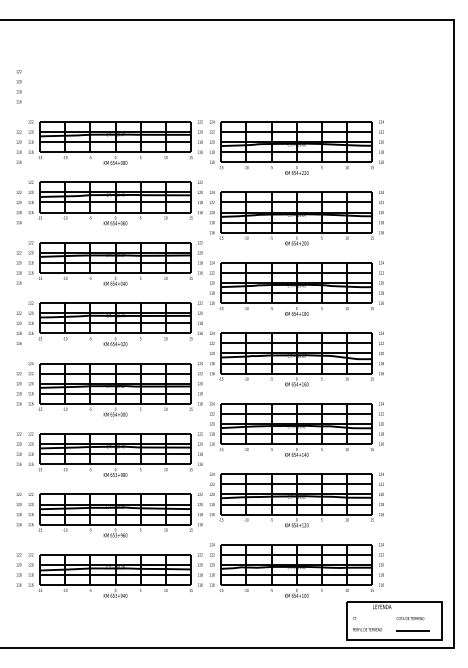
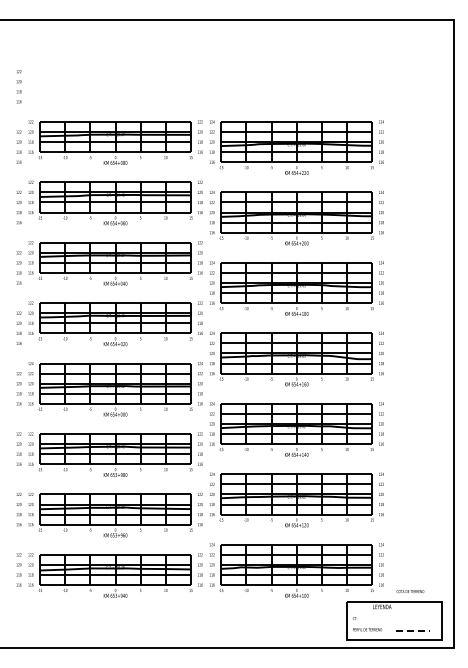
text position: (410, 618) -> (410, 591) (410, 591)
line: solid -> dashed (413, 630)
